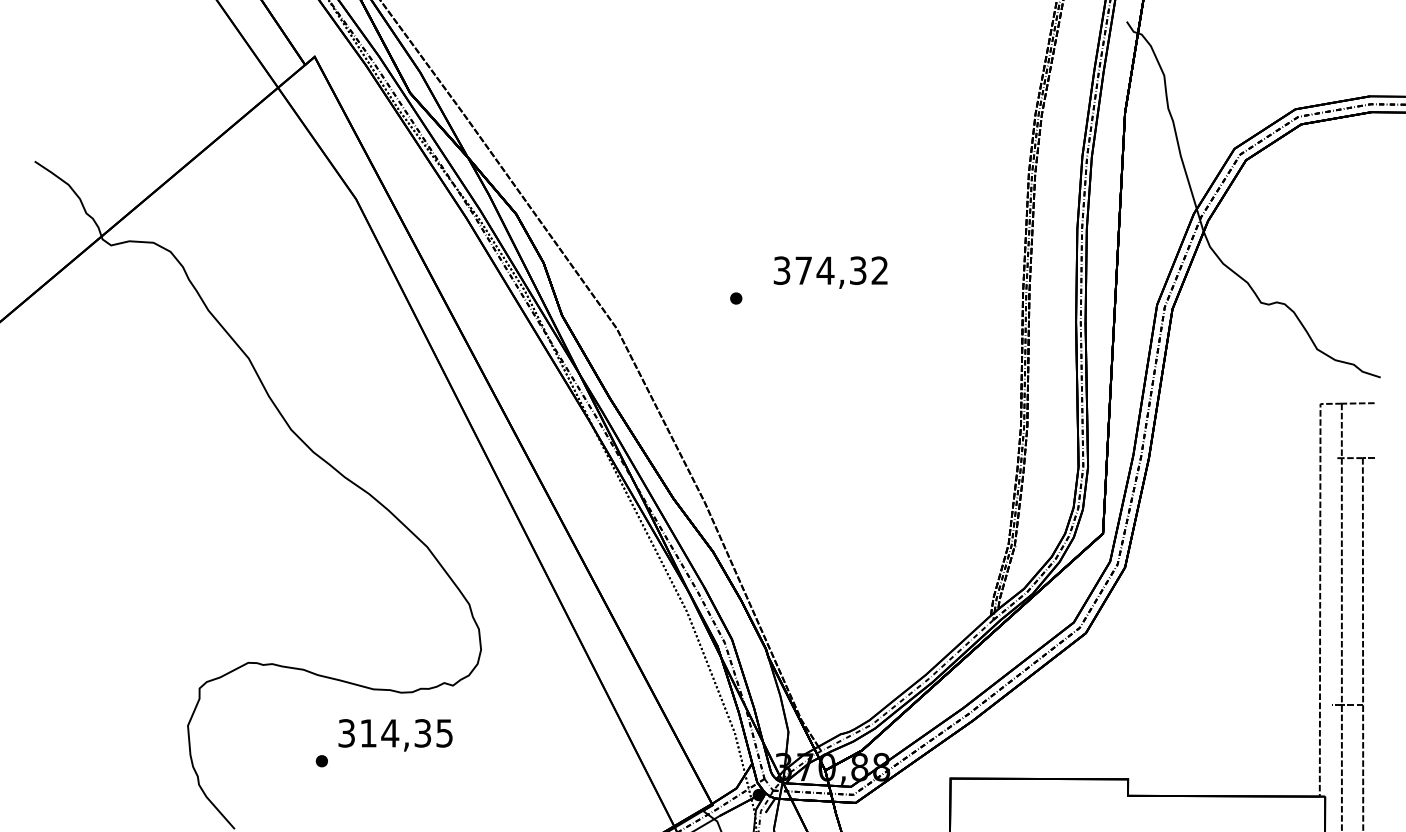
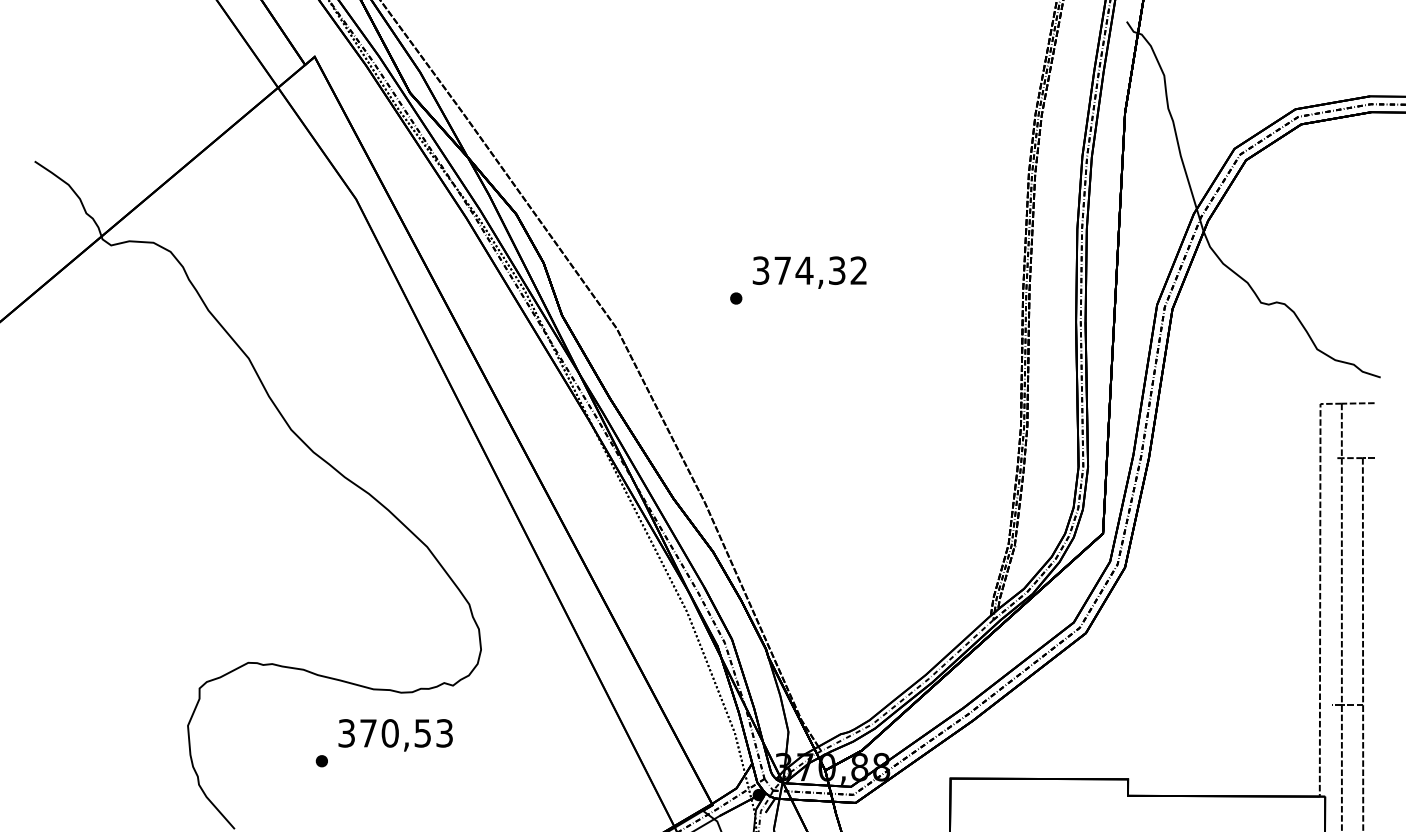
text position: (830, 272) -> (809, 272) (809, 272)
text: 314,35 -> 370,53 (406, 733)
